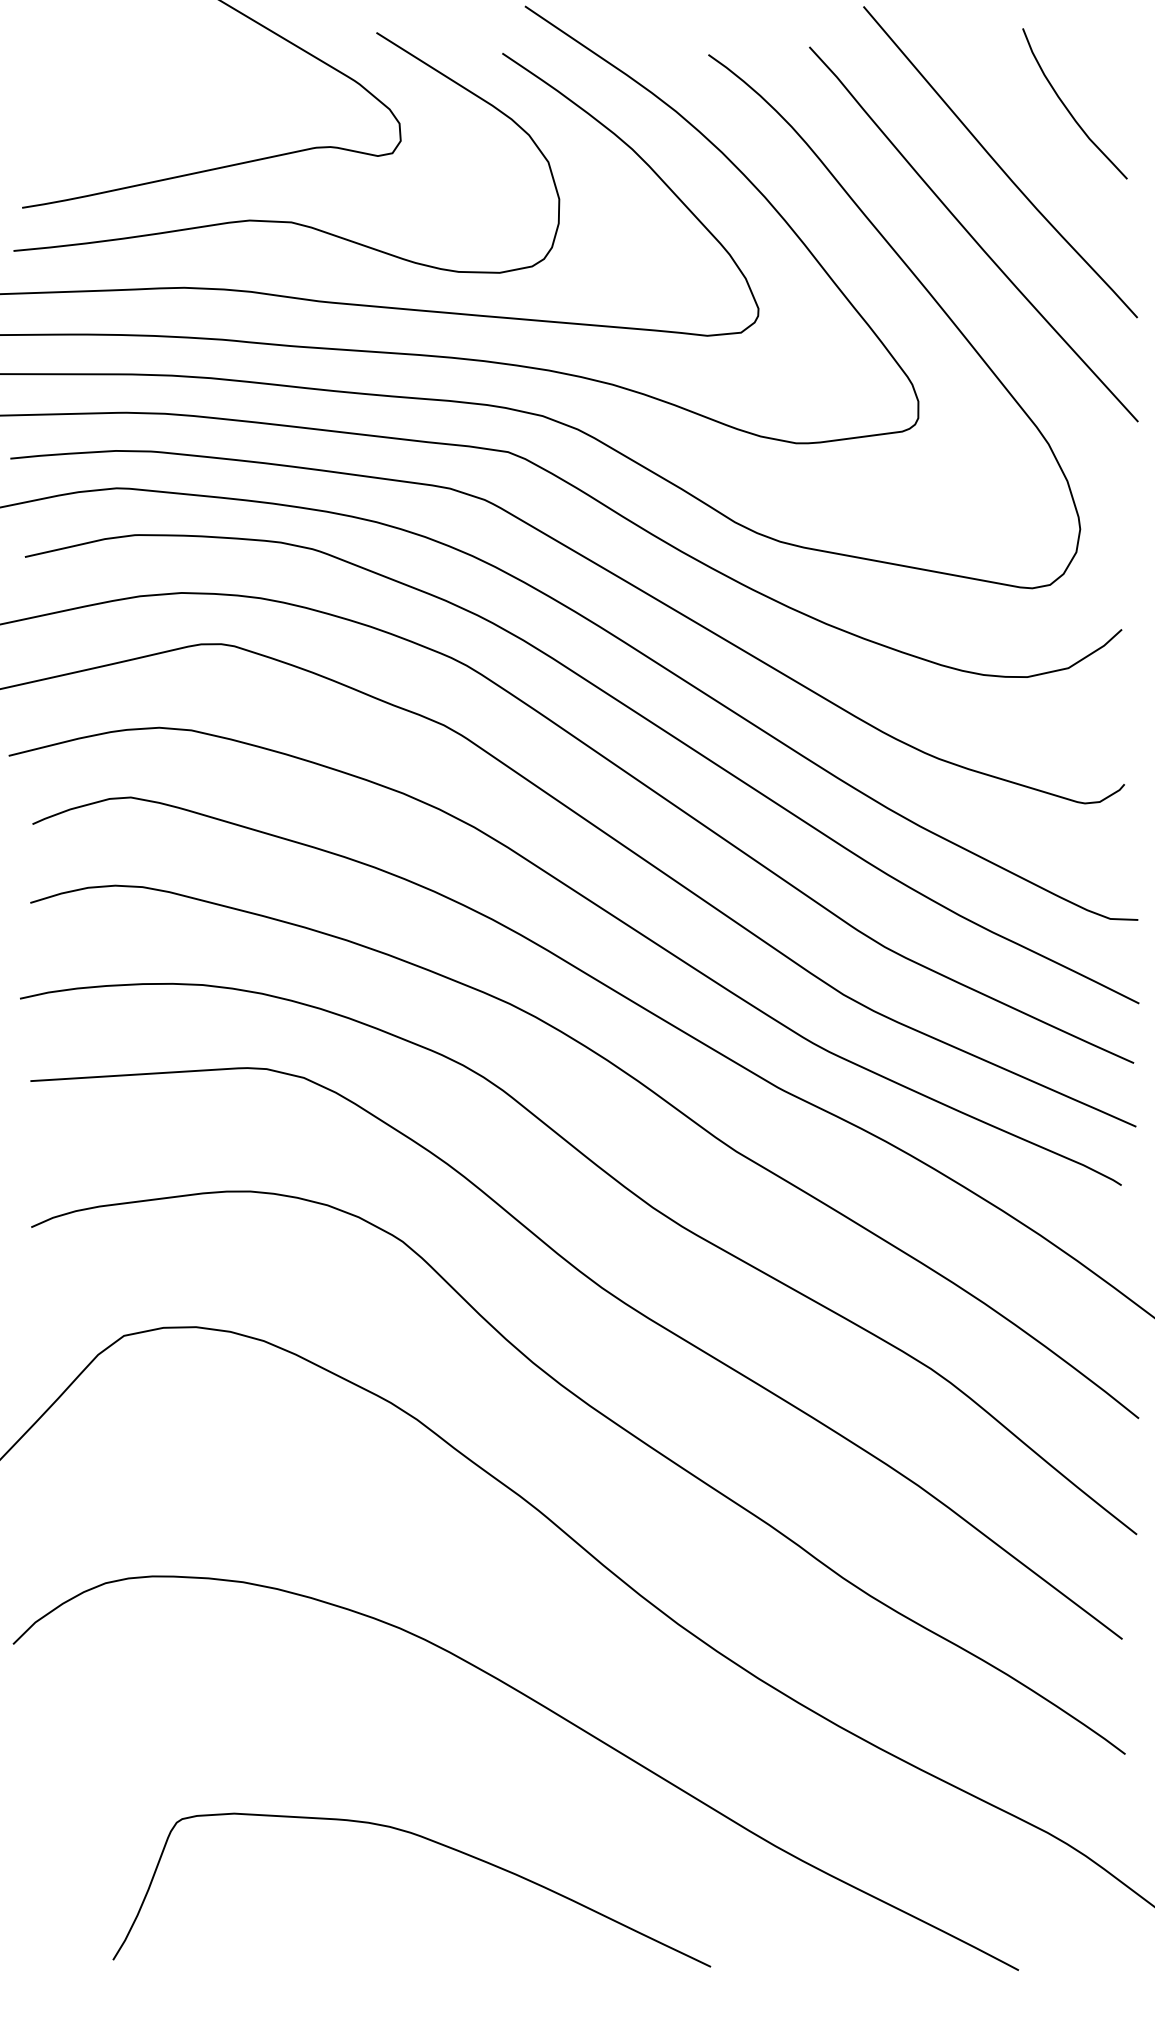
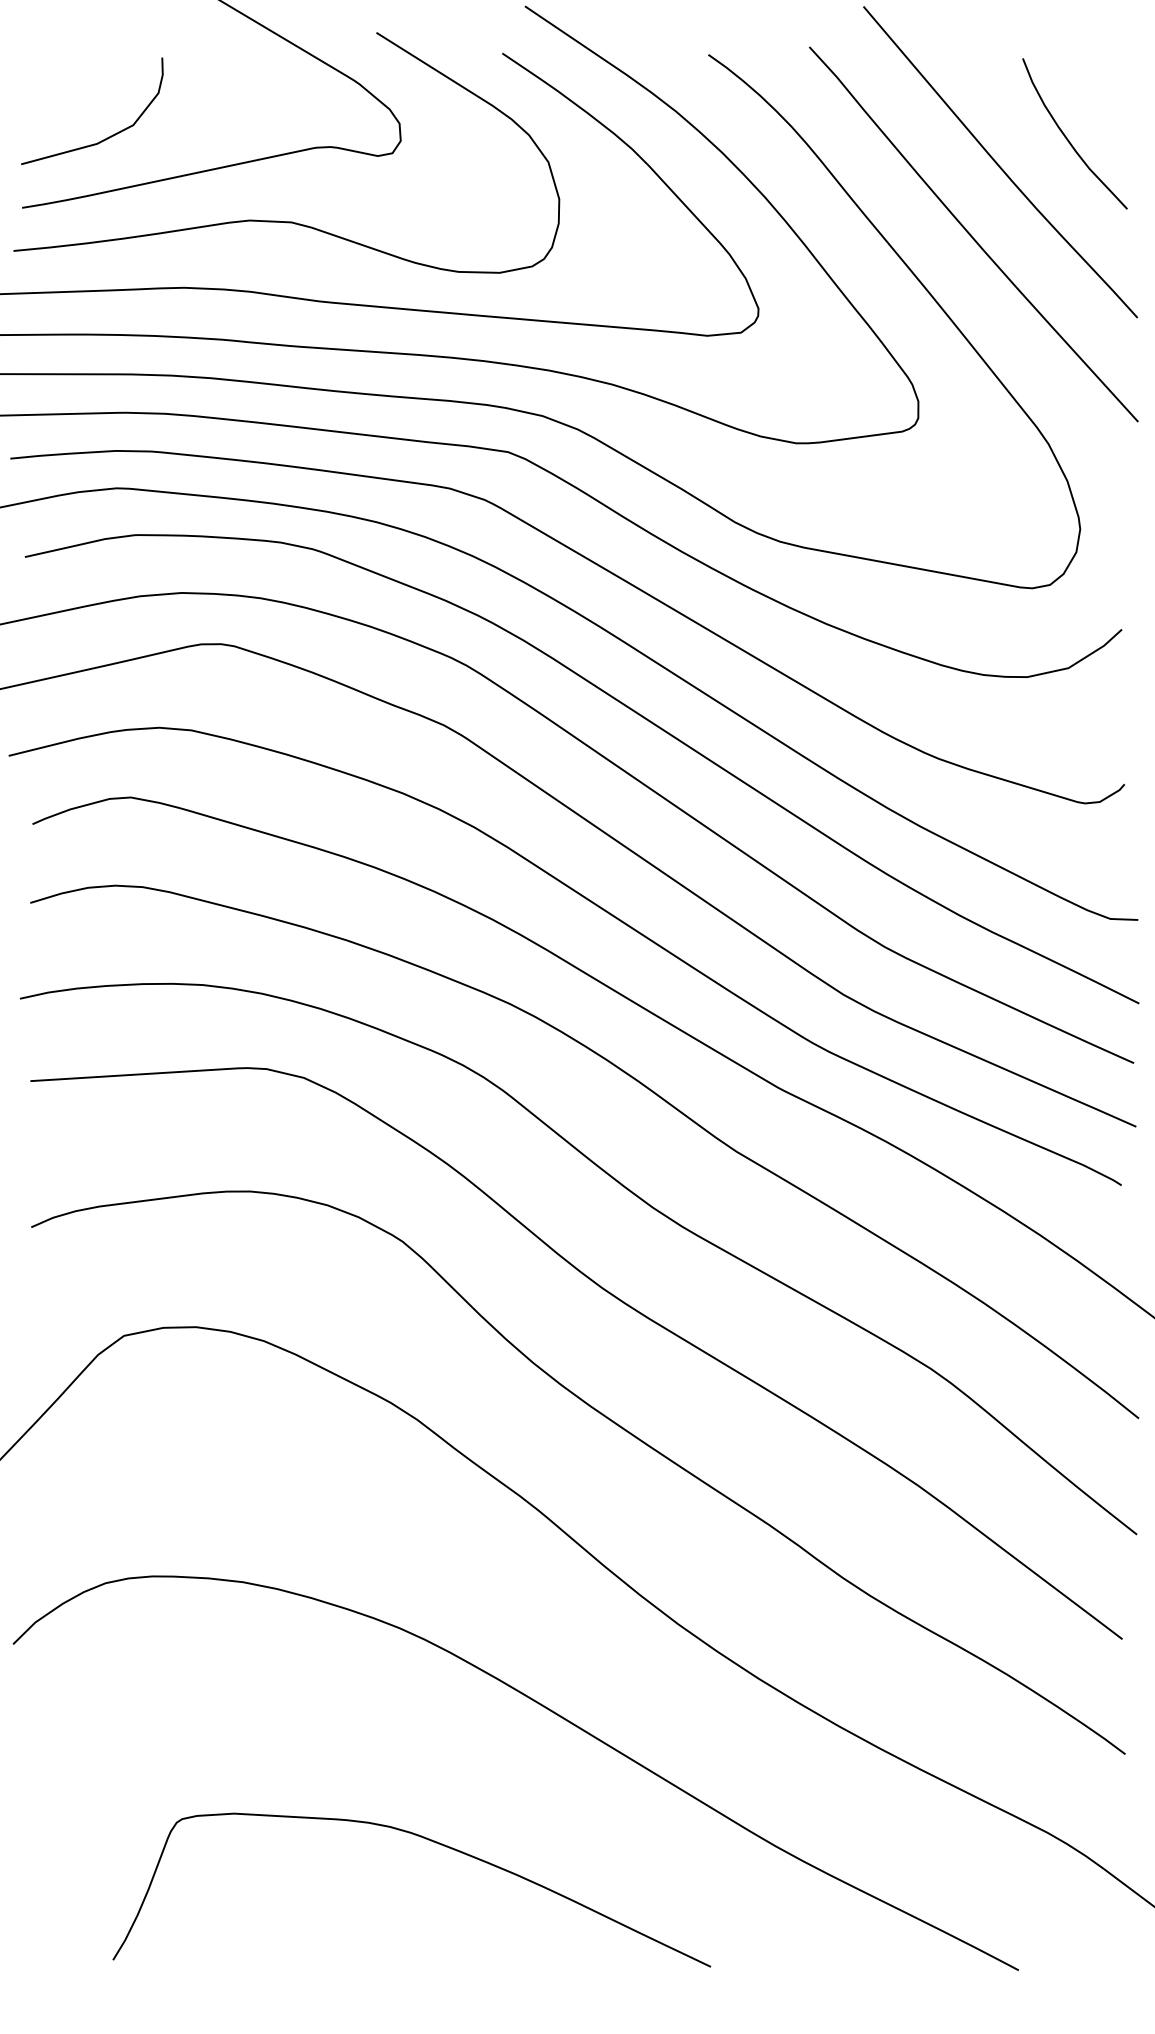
curve position: (1067, 107) -> (1067, 137) (1067, 137)
curve: none -> present (105, 138)
